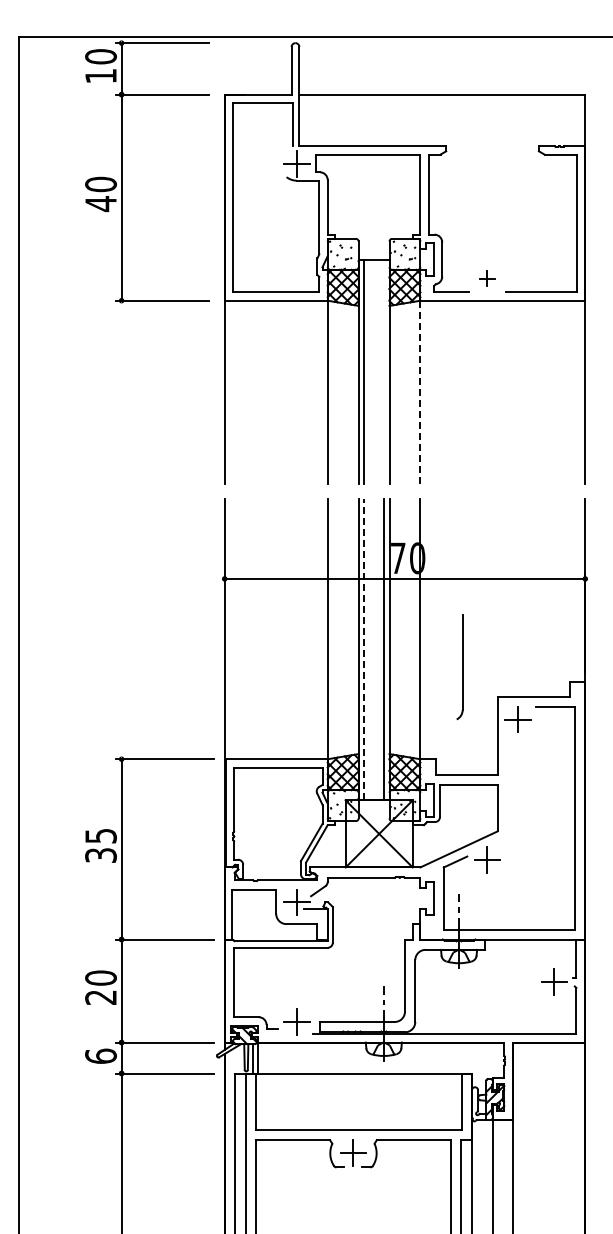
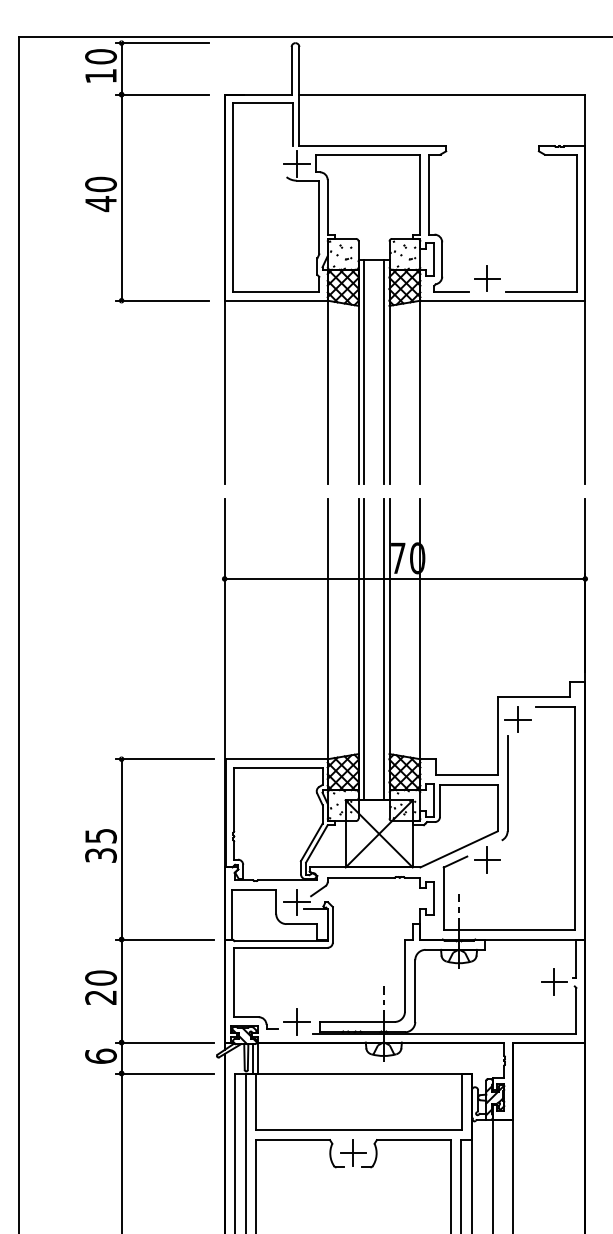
part size: 17x17 px -> 27x27 px (487, 278)
line: none -> present (384, 371)
line: dashed -> solid (420, 392)
line: dashed -> solid (363, 649)
part position: (459, 667) -> (504, 788) (504, 788)
